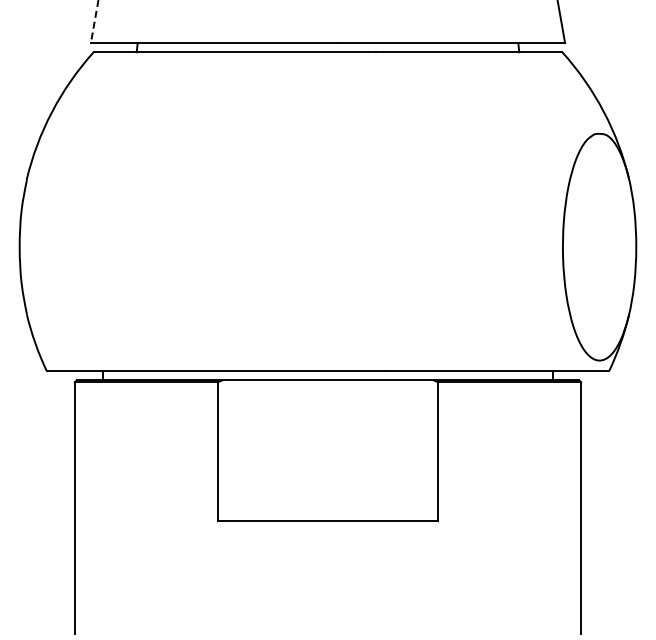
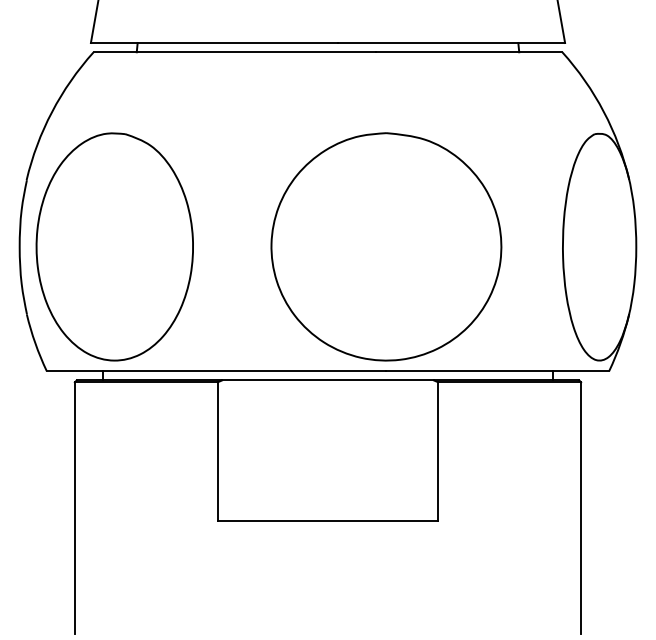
line: dashed -> solid (94, 22)
part: none -> present (114, 246)
part: none -> present (386, 246)
